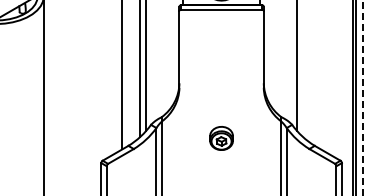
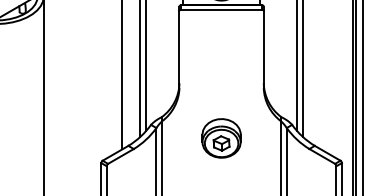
line: none -> present (302, 69)
line: dashed -> solid (362, 98)
part size: 25x25 px -> 41x41 px (221, 138)
